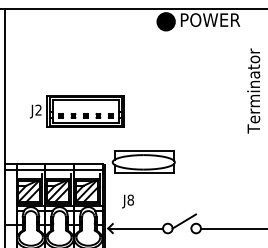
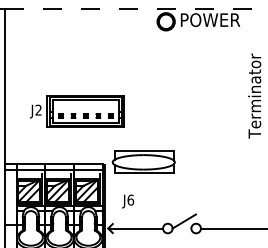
line: solid -> dashed (136, 8)
fill: present -> none (165, 21)
text position: (253, 90) -> (254, 95) (254, 95)
text: J8 -> J6 (130, 199)
